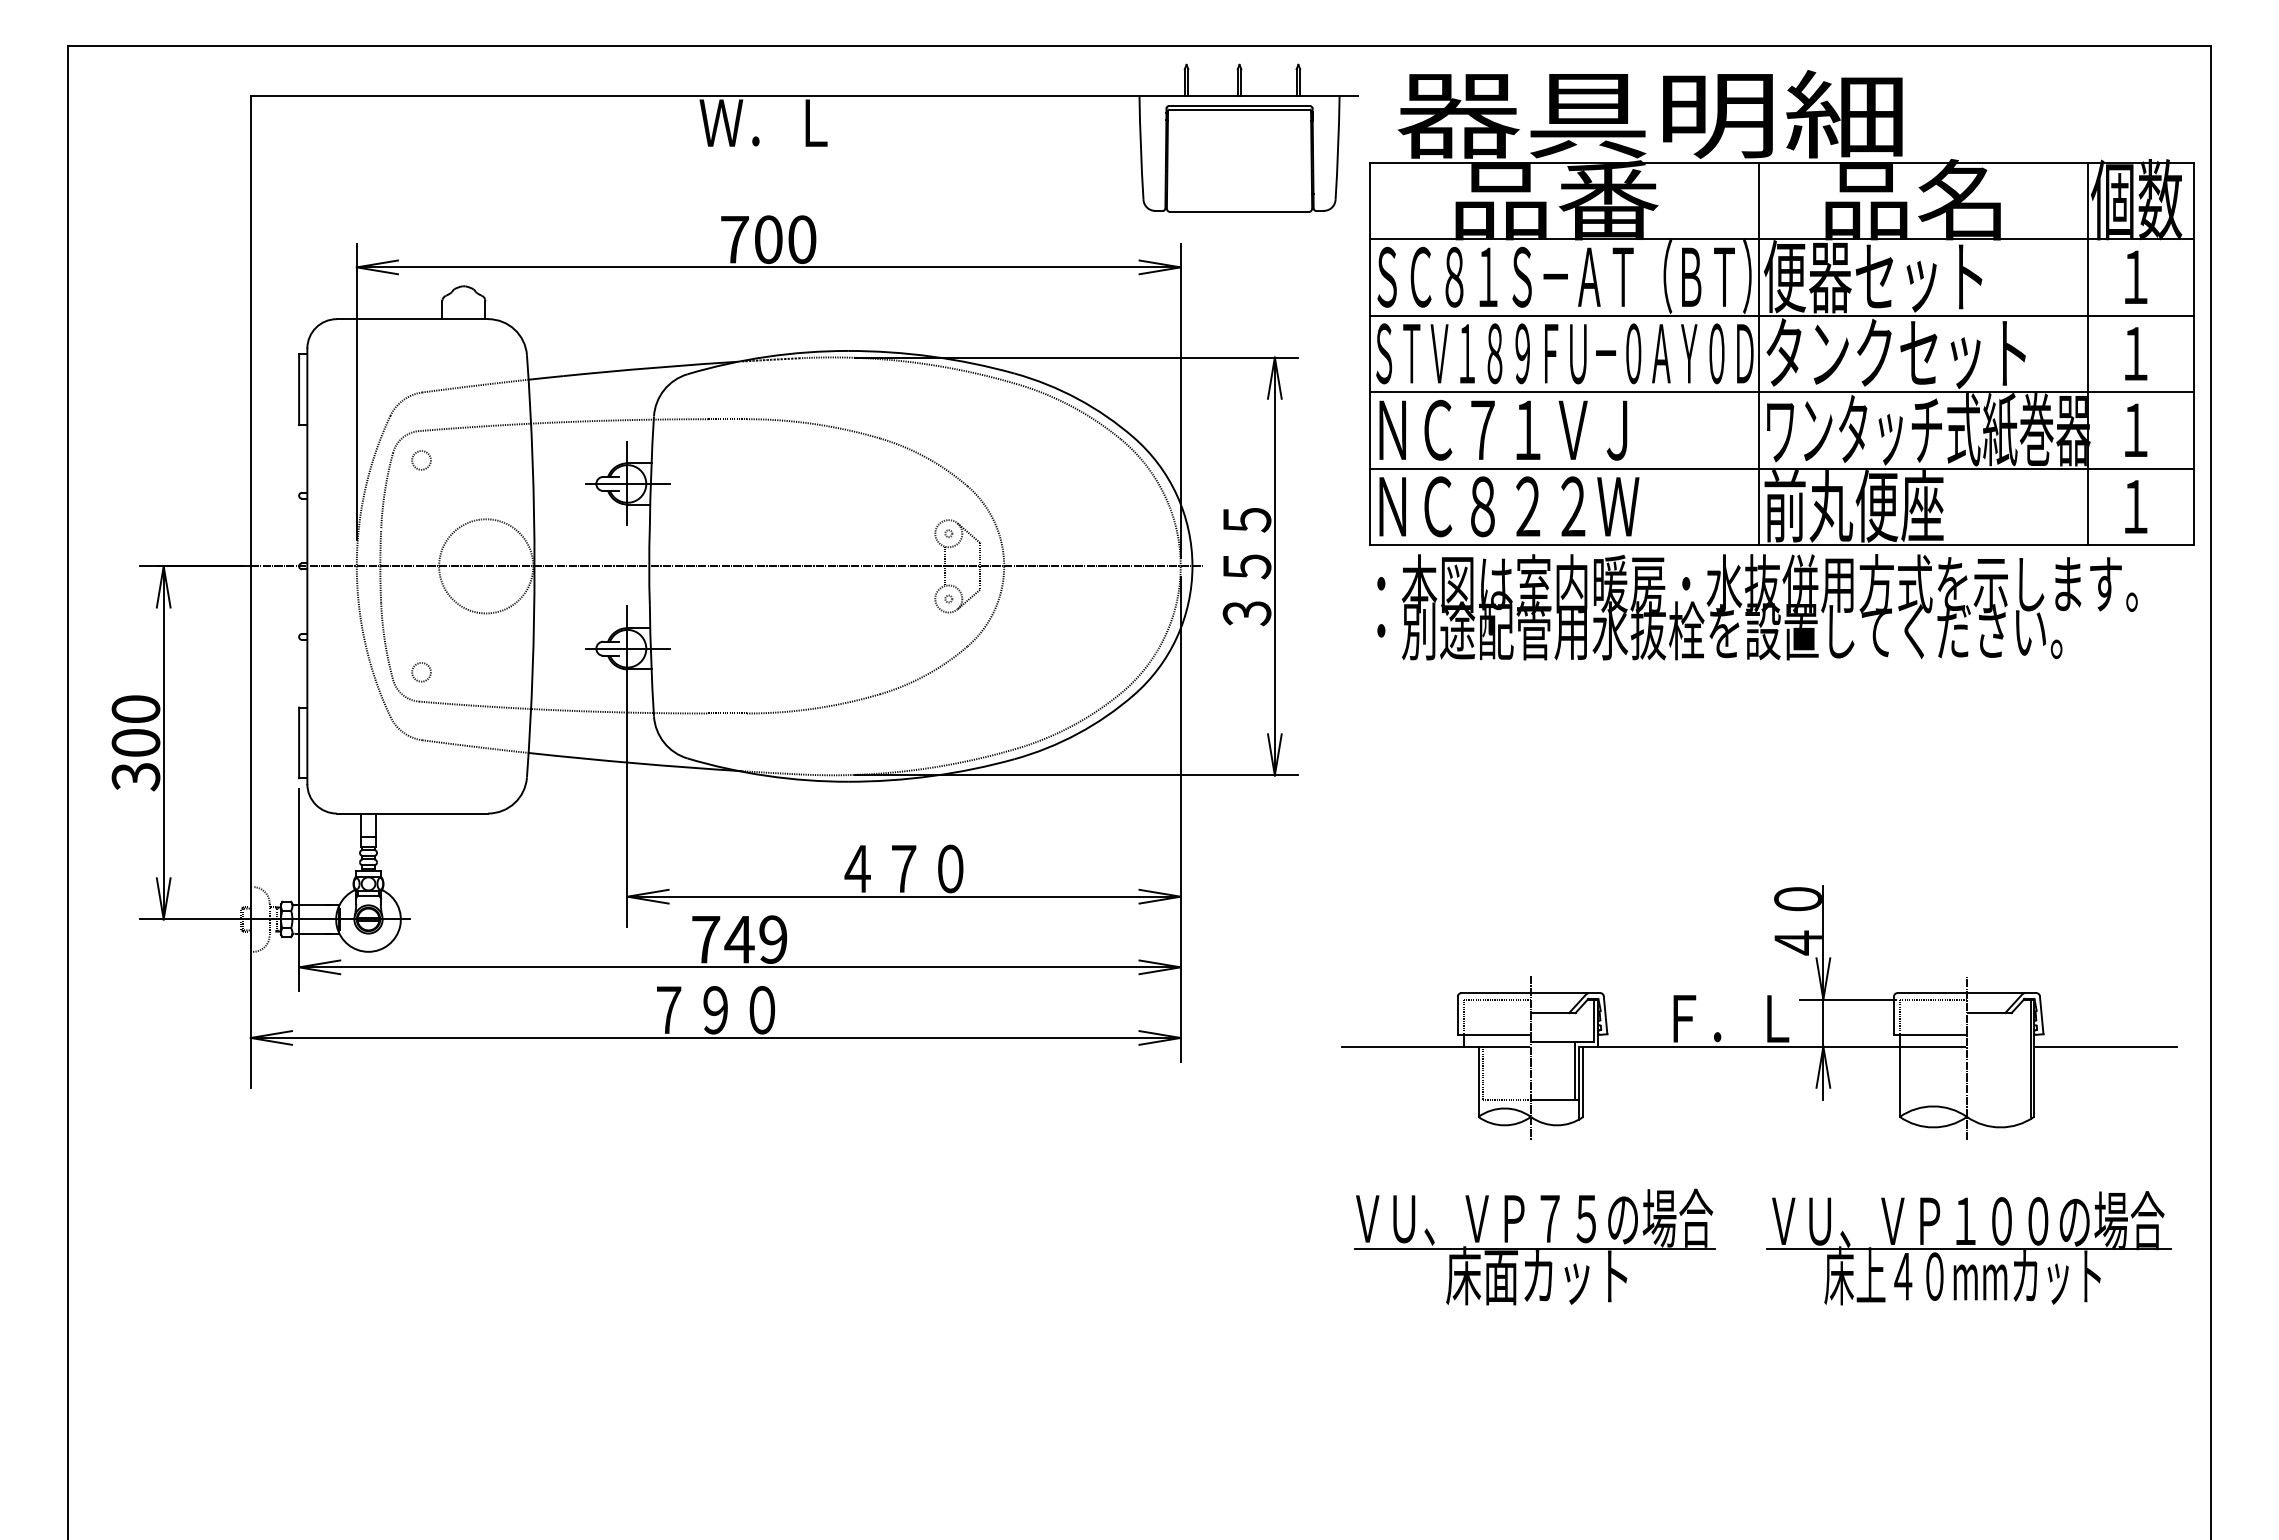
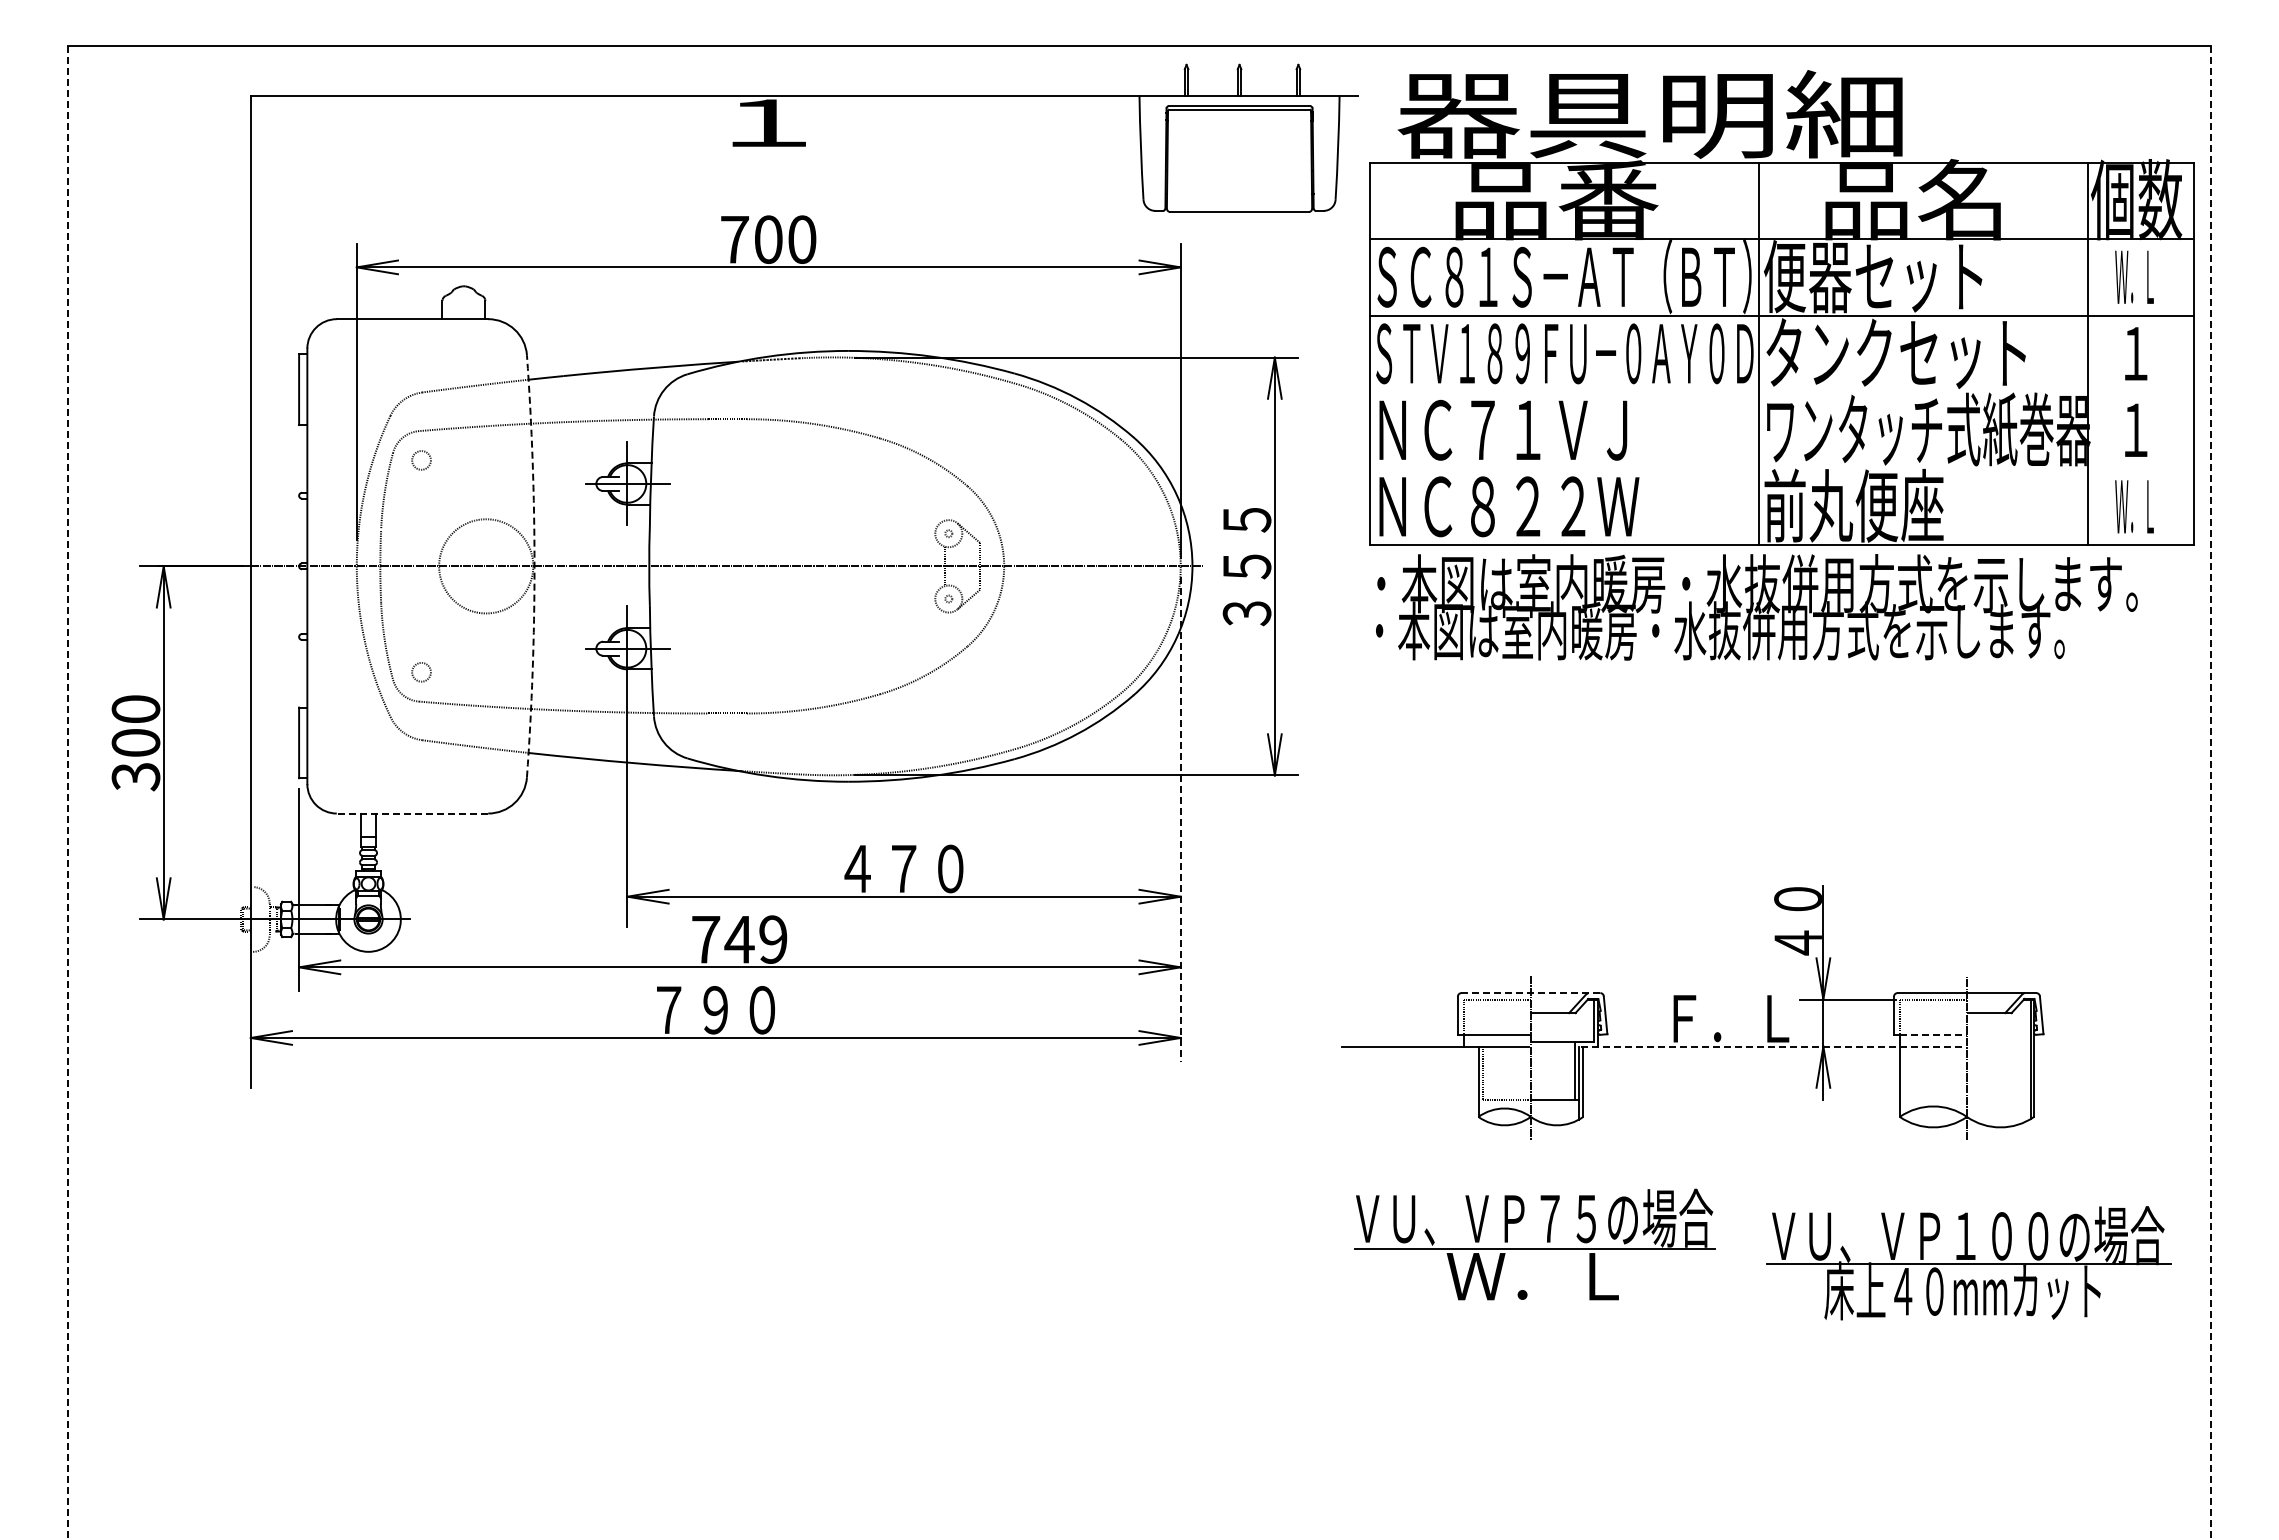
text: Ｗ．Ｌ -> １ (763, 122)
text: １ -> Ｗ．Ｌ (2134, 276)
line: present -> none (1782, 392)
line: present -> none (1782, 468)
text: １ -> Ｗ．Ｌ (2134, 506)
arc: solid -> dashed (534, 566)
text: ・別途配管用水抜栓を設置してください。 -> ・本図は室内暖房・水抜併用方式を示します。 (1720, 630)
line: solid -> dashed (68, 792)
line: solid -> dashed (2210, 792)
line: solid -> dashed (412, 813)
line: solid -> dashed (1180, 819)
line: solid -> dashed (1530, 993)
line: solid -> dashed (1933, 1034)
line: solid -> dashed (1773, 1046)
line: present -> none (2106, 1046)
part position: (1968, 1248) -> (1968, 1263) (1968, 1263)
text: 床面カット -> Ｗ．Ｌ (1536, 1275)
